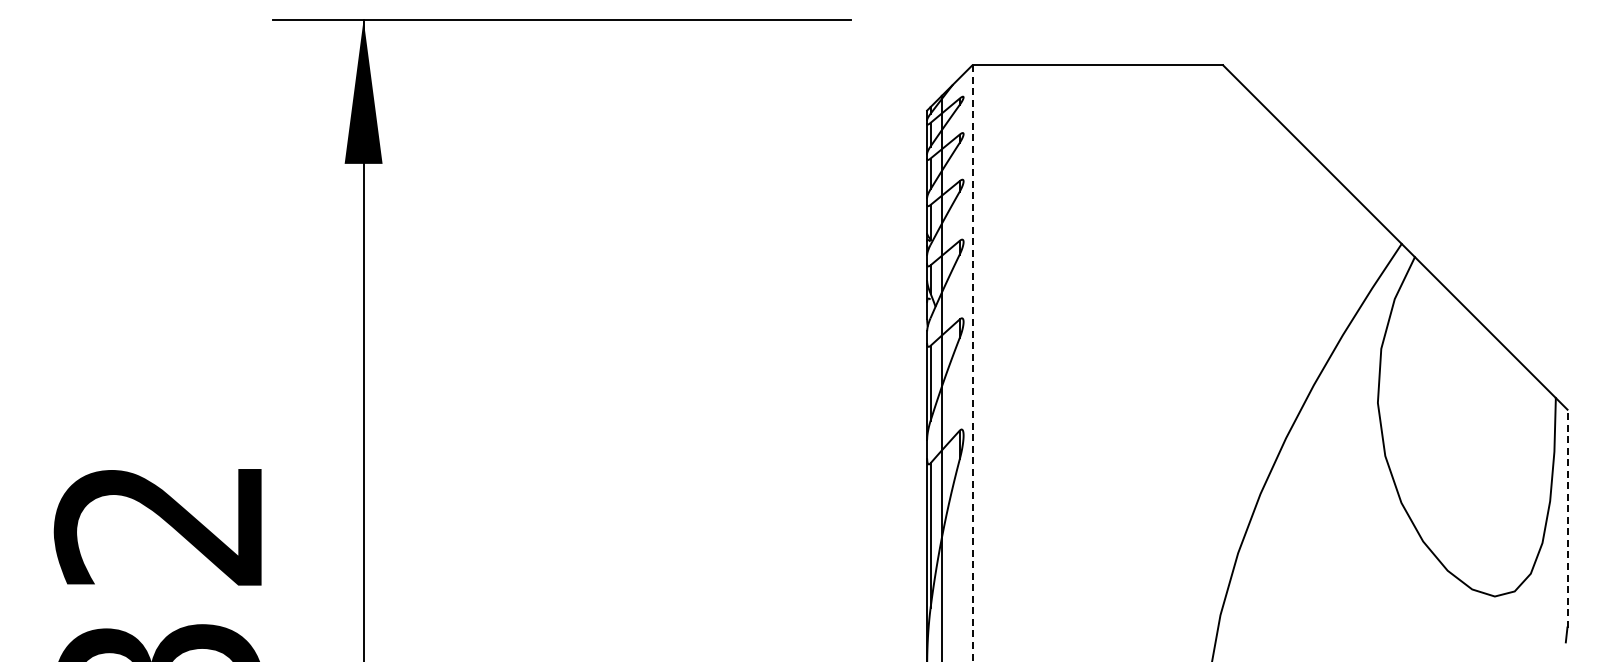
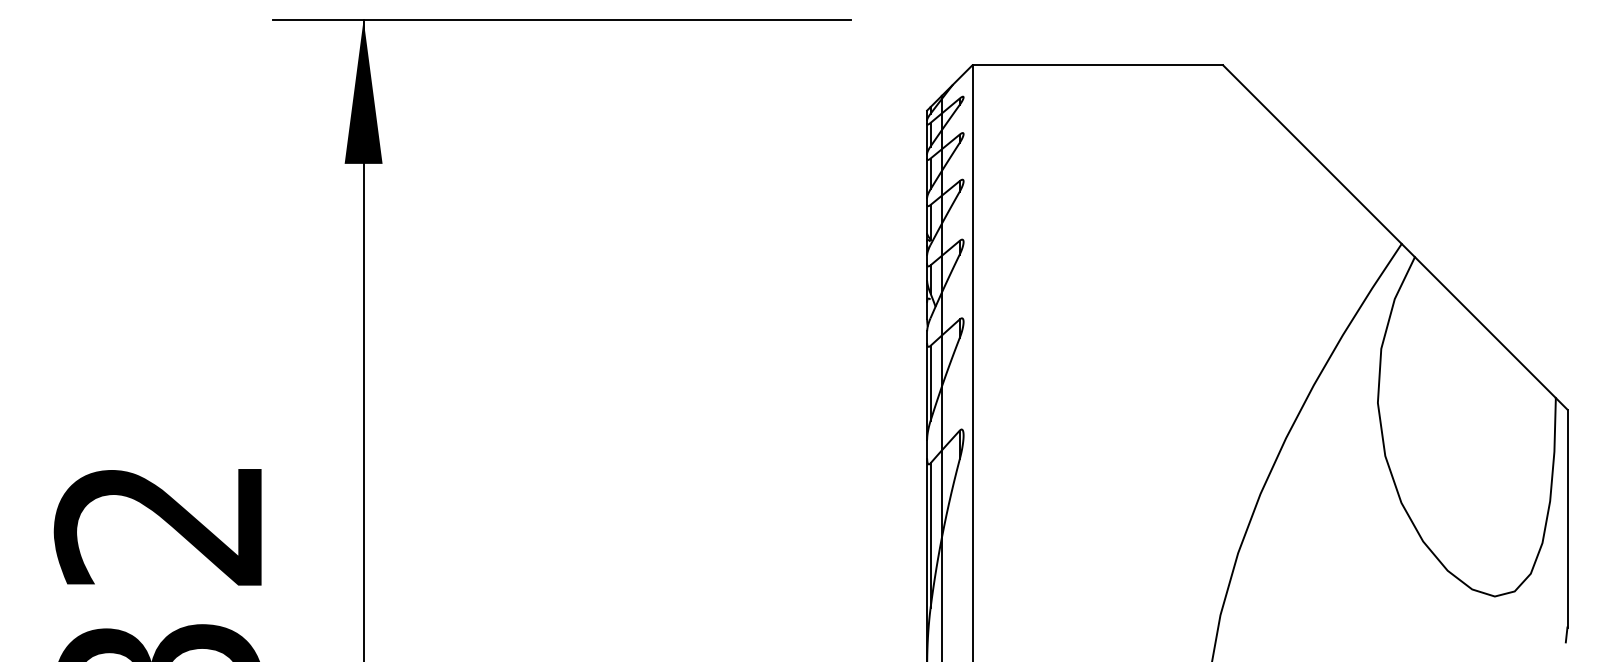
line: dashed -> solid (972, 363)
line: dashed -> solid (1567, 518)
